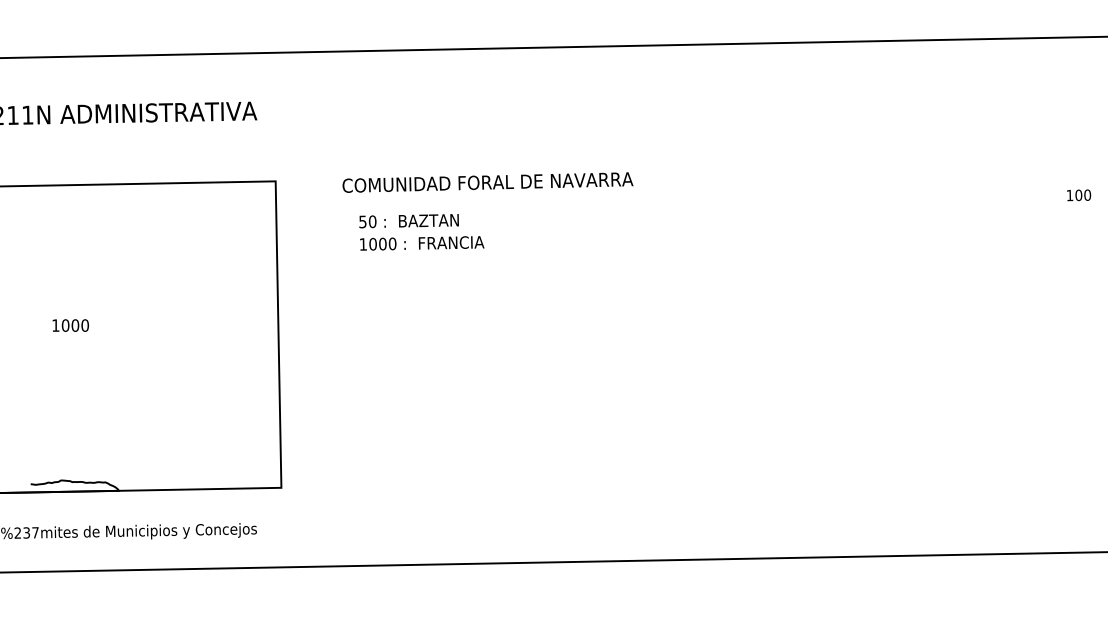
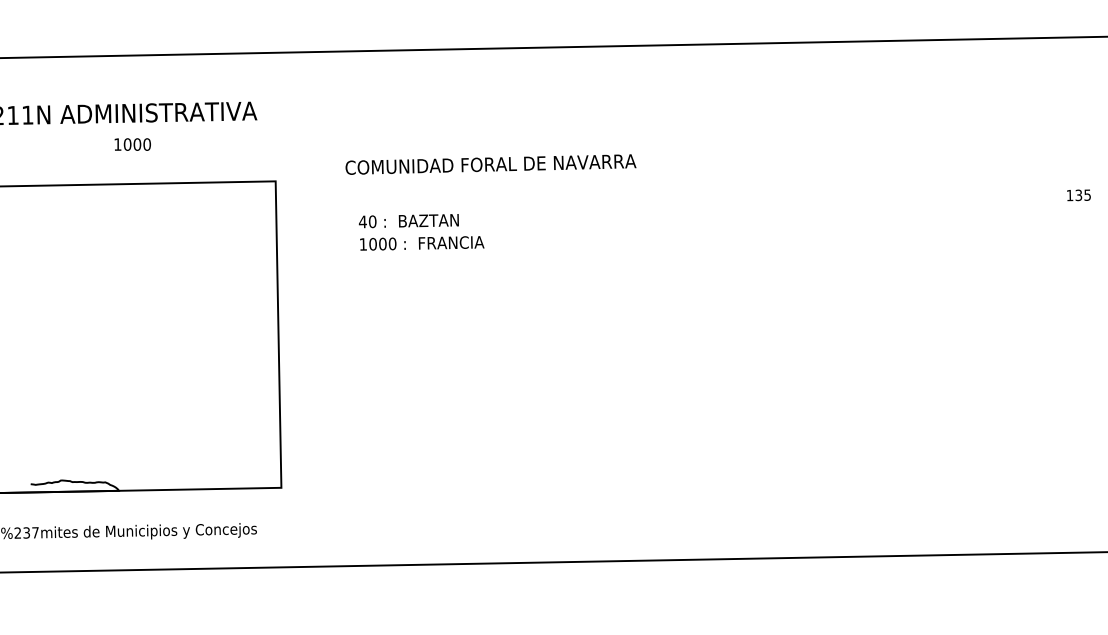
text position: (487, 182) -> (490, 164) (490, 164)
text: 100 -> 135 (1083, 195)
text: 50 -> 40 (362, 221)
text position: (70, 325) -> (132, 144) (132, 144)
